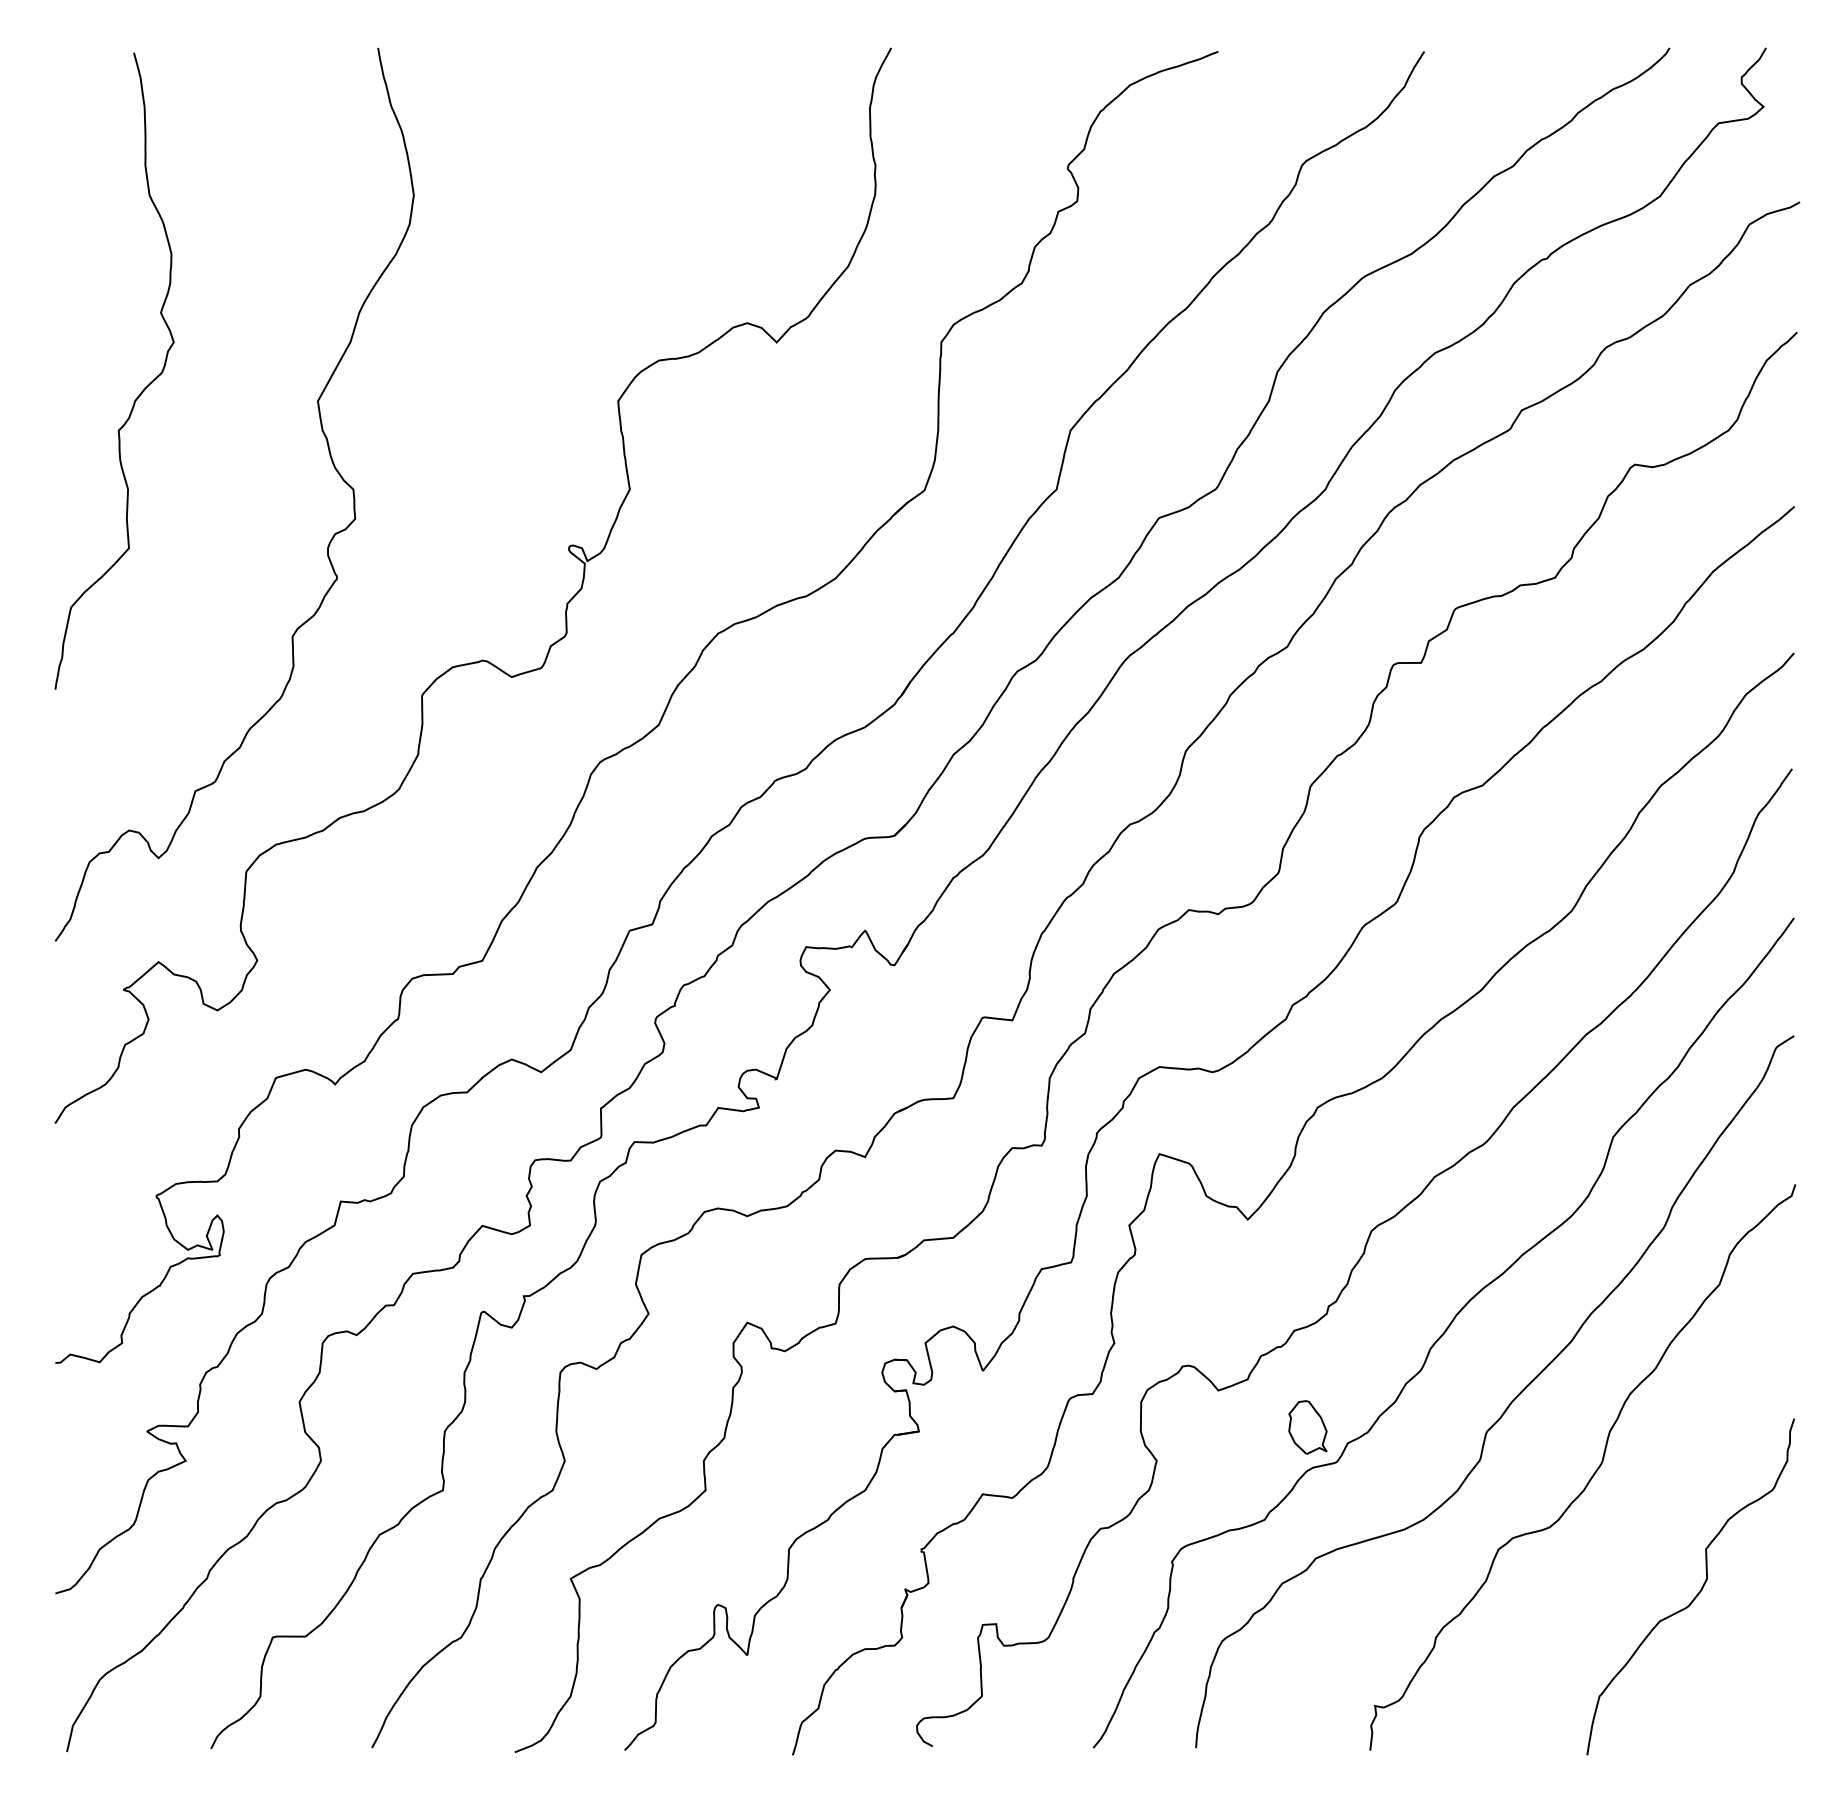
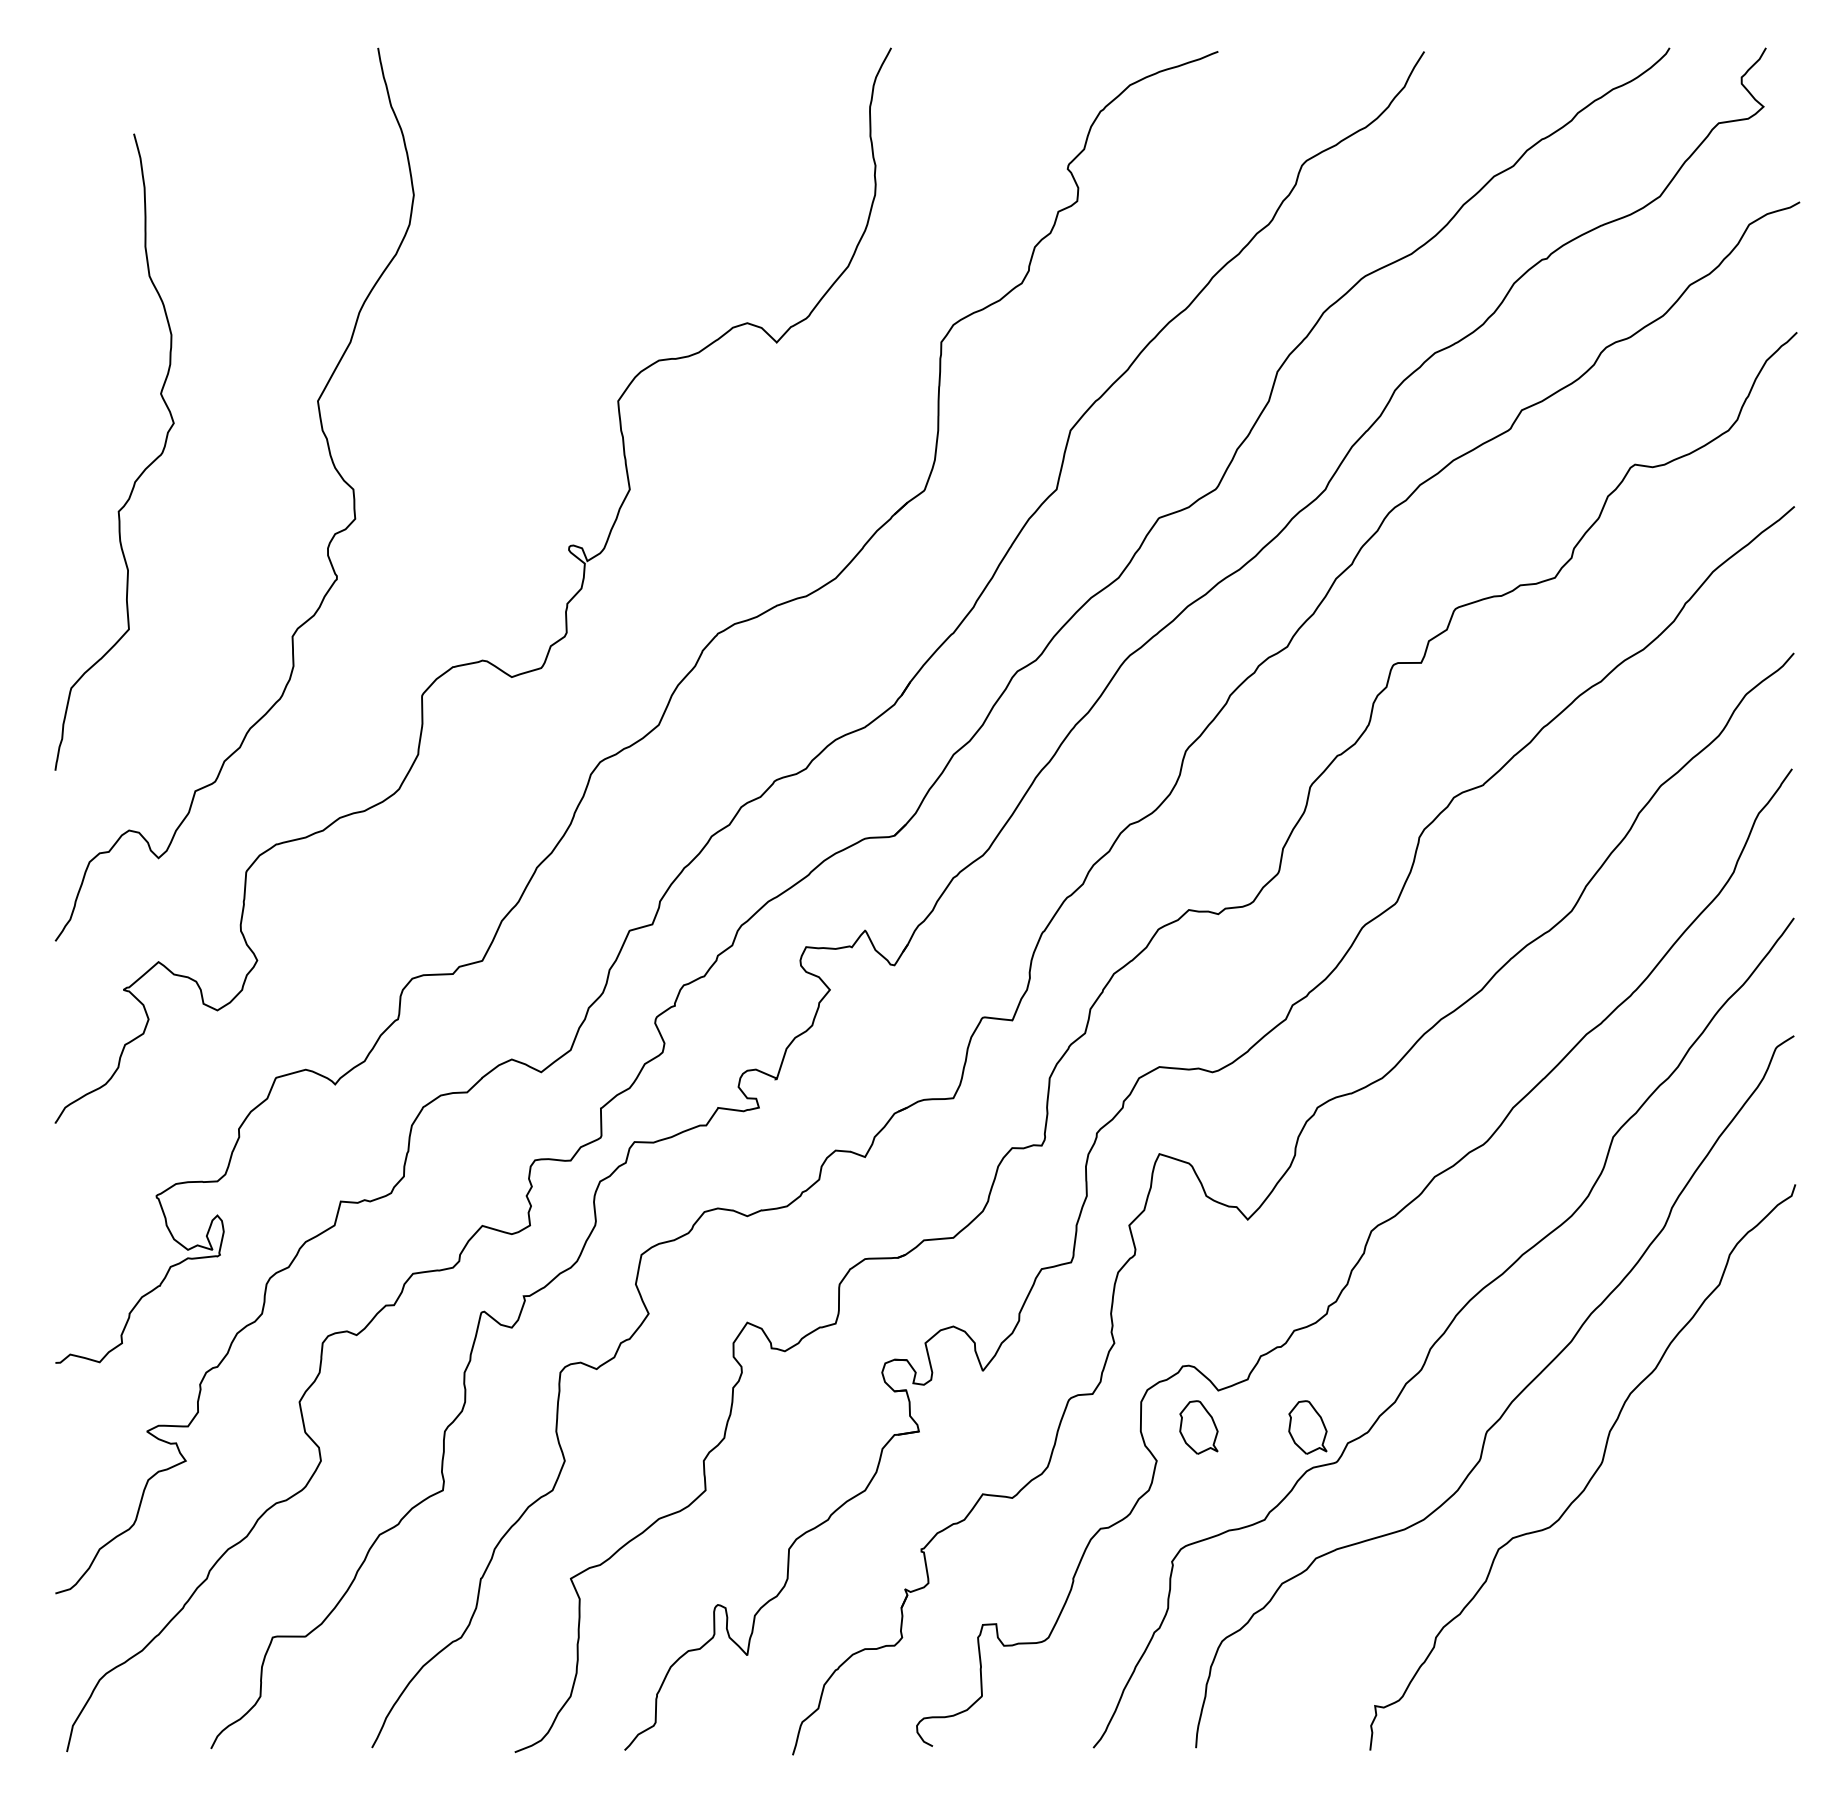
curve position: (140, 392) -> (140, 473) (140, 473)
part: none -> present (1198, 1427)
curve: present -> none (1699, 1590)
